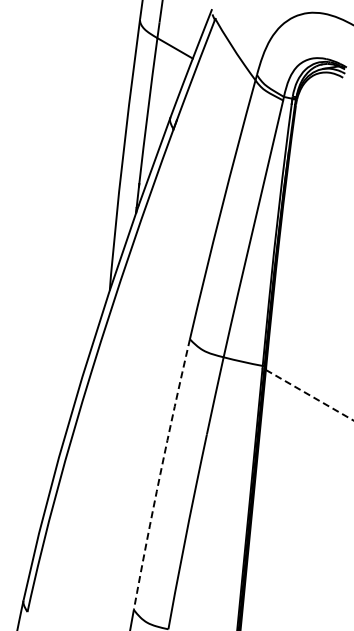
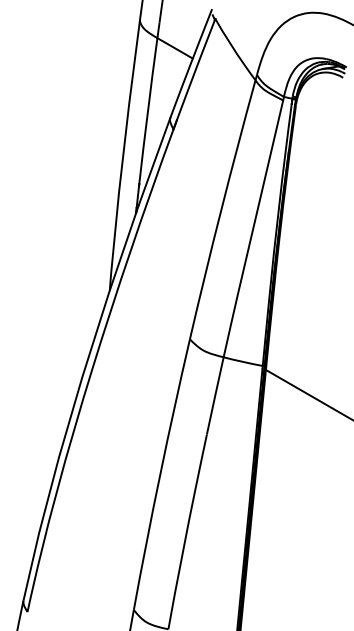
line: dashed -> solid (309, 395)
arc: dashed -> solid (160, 474)
